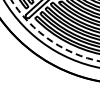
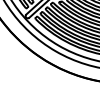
arc: dashed -> solid (49, 39)
